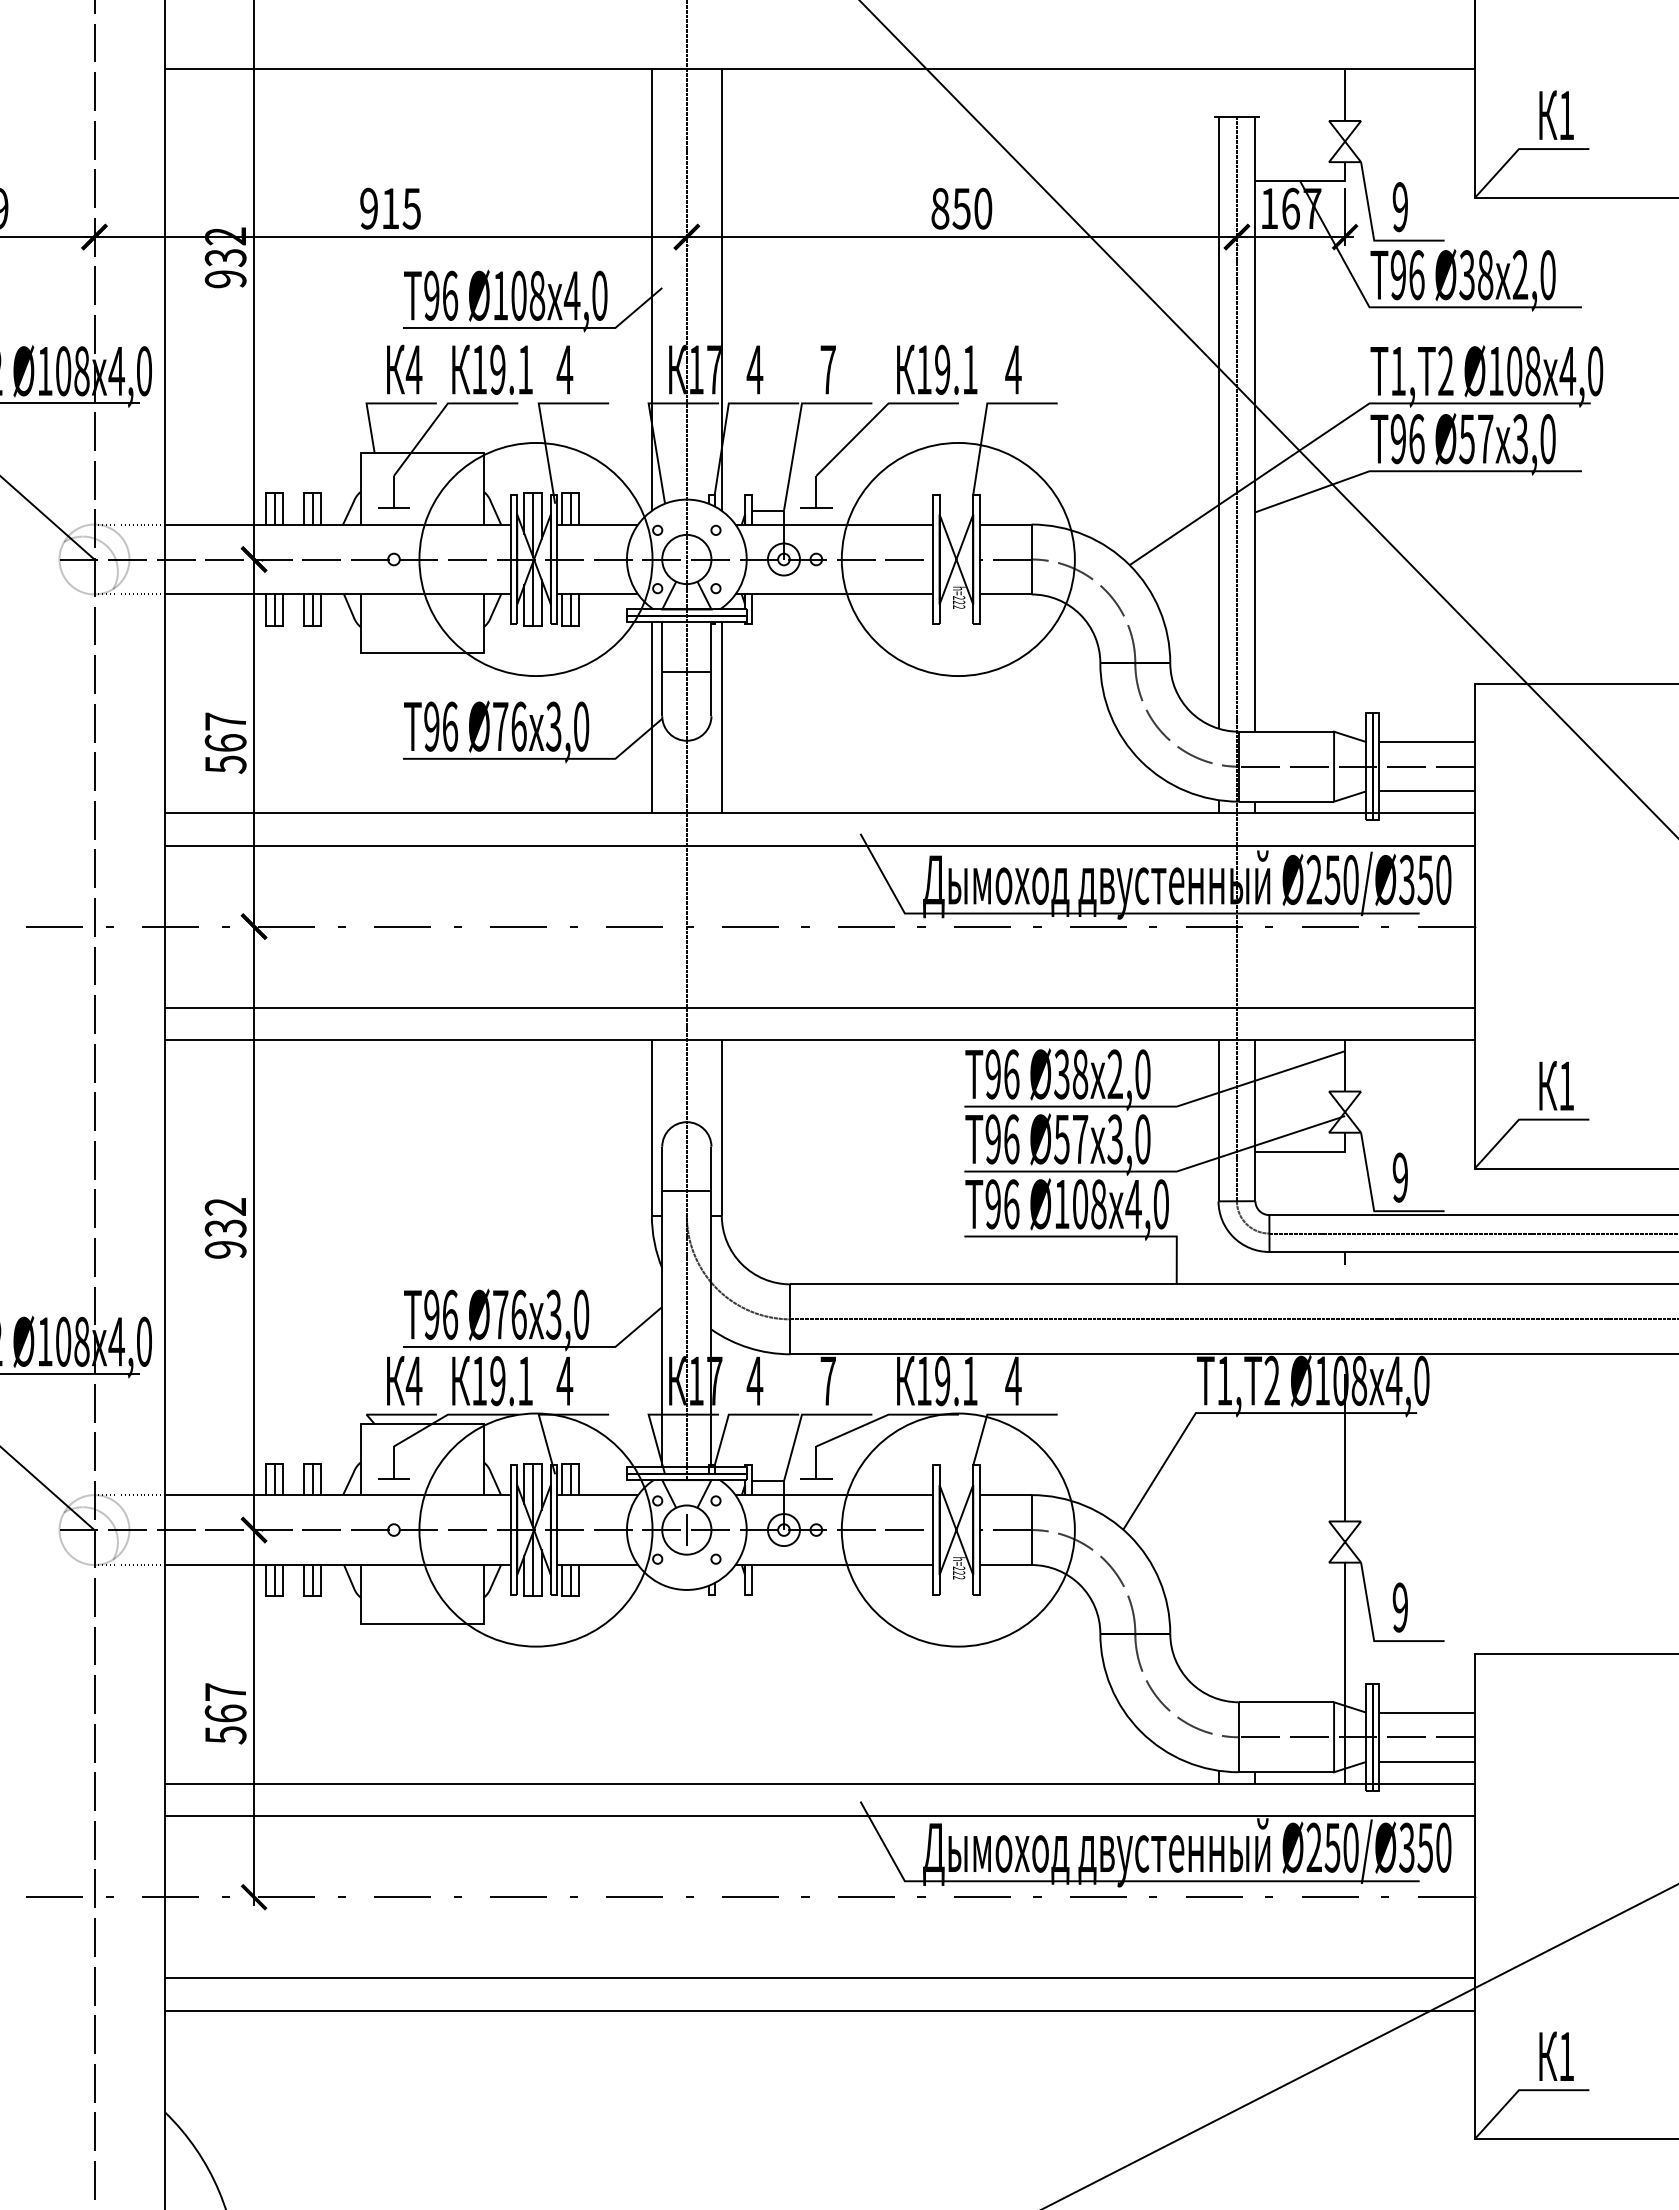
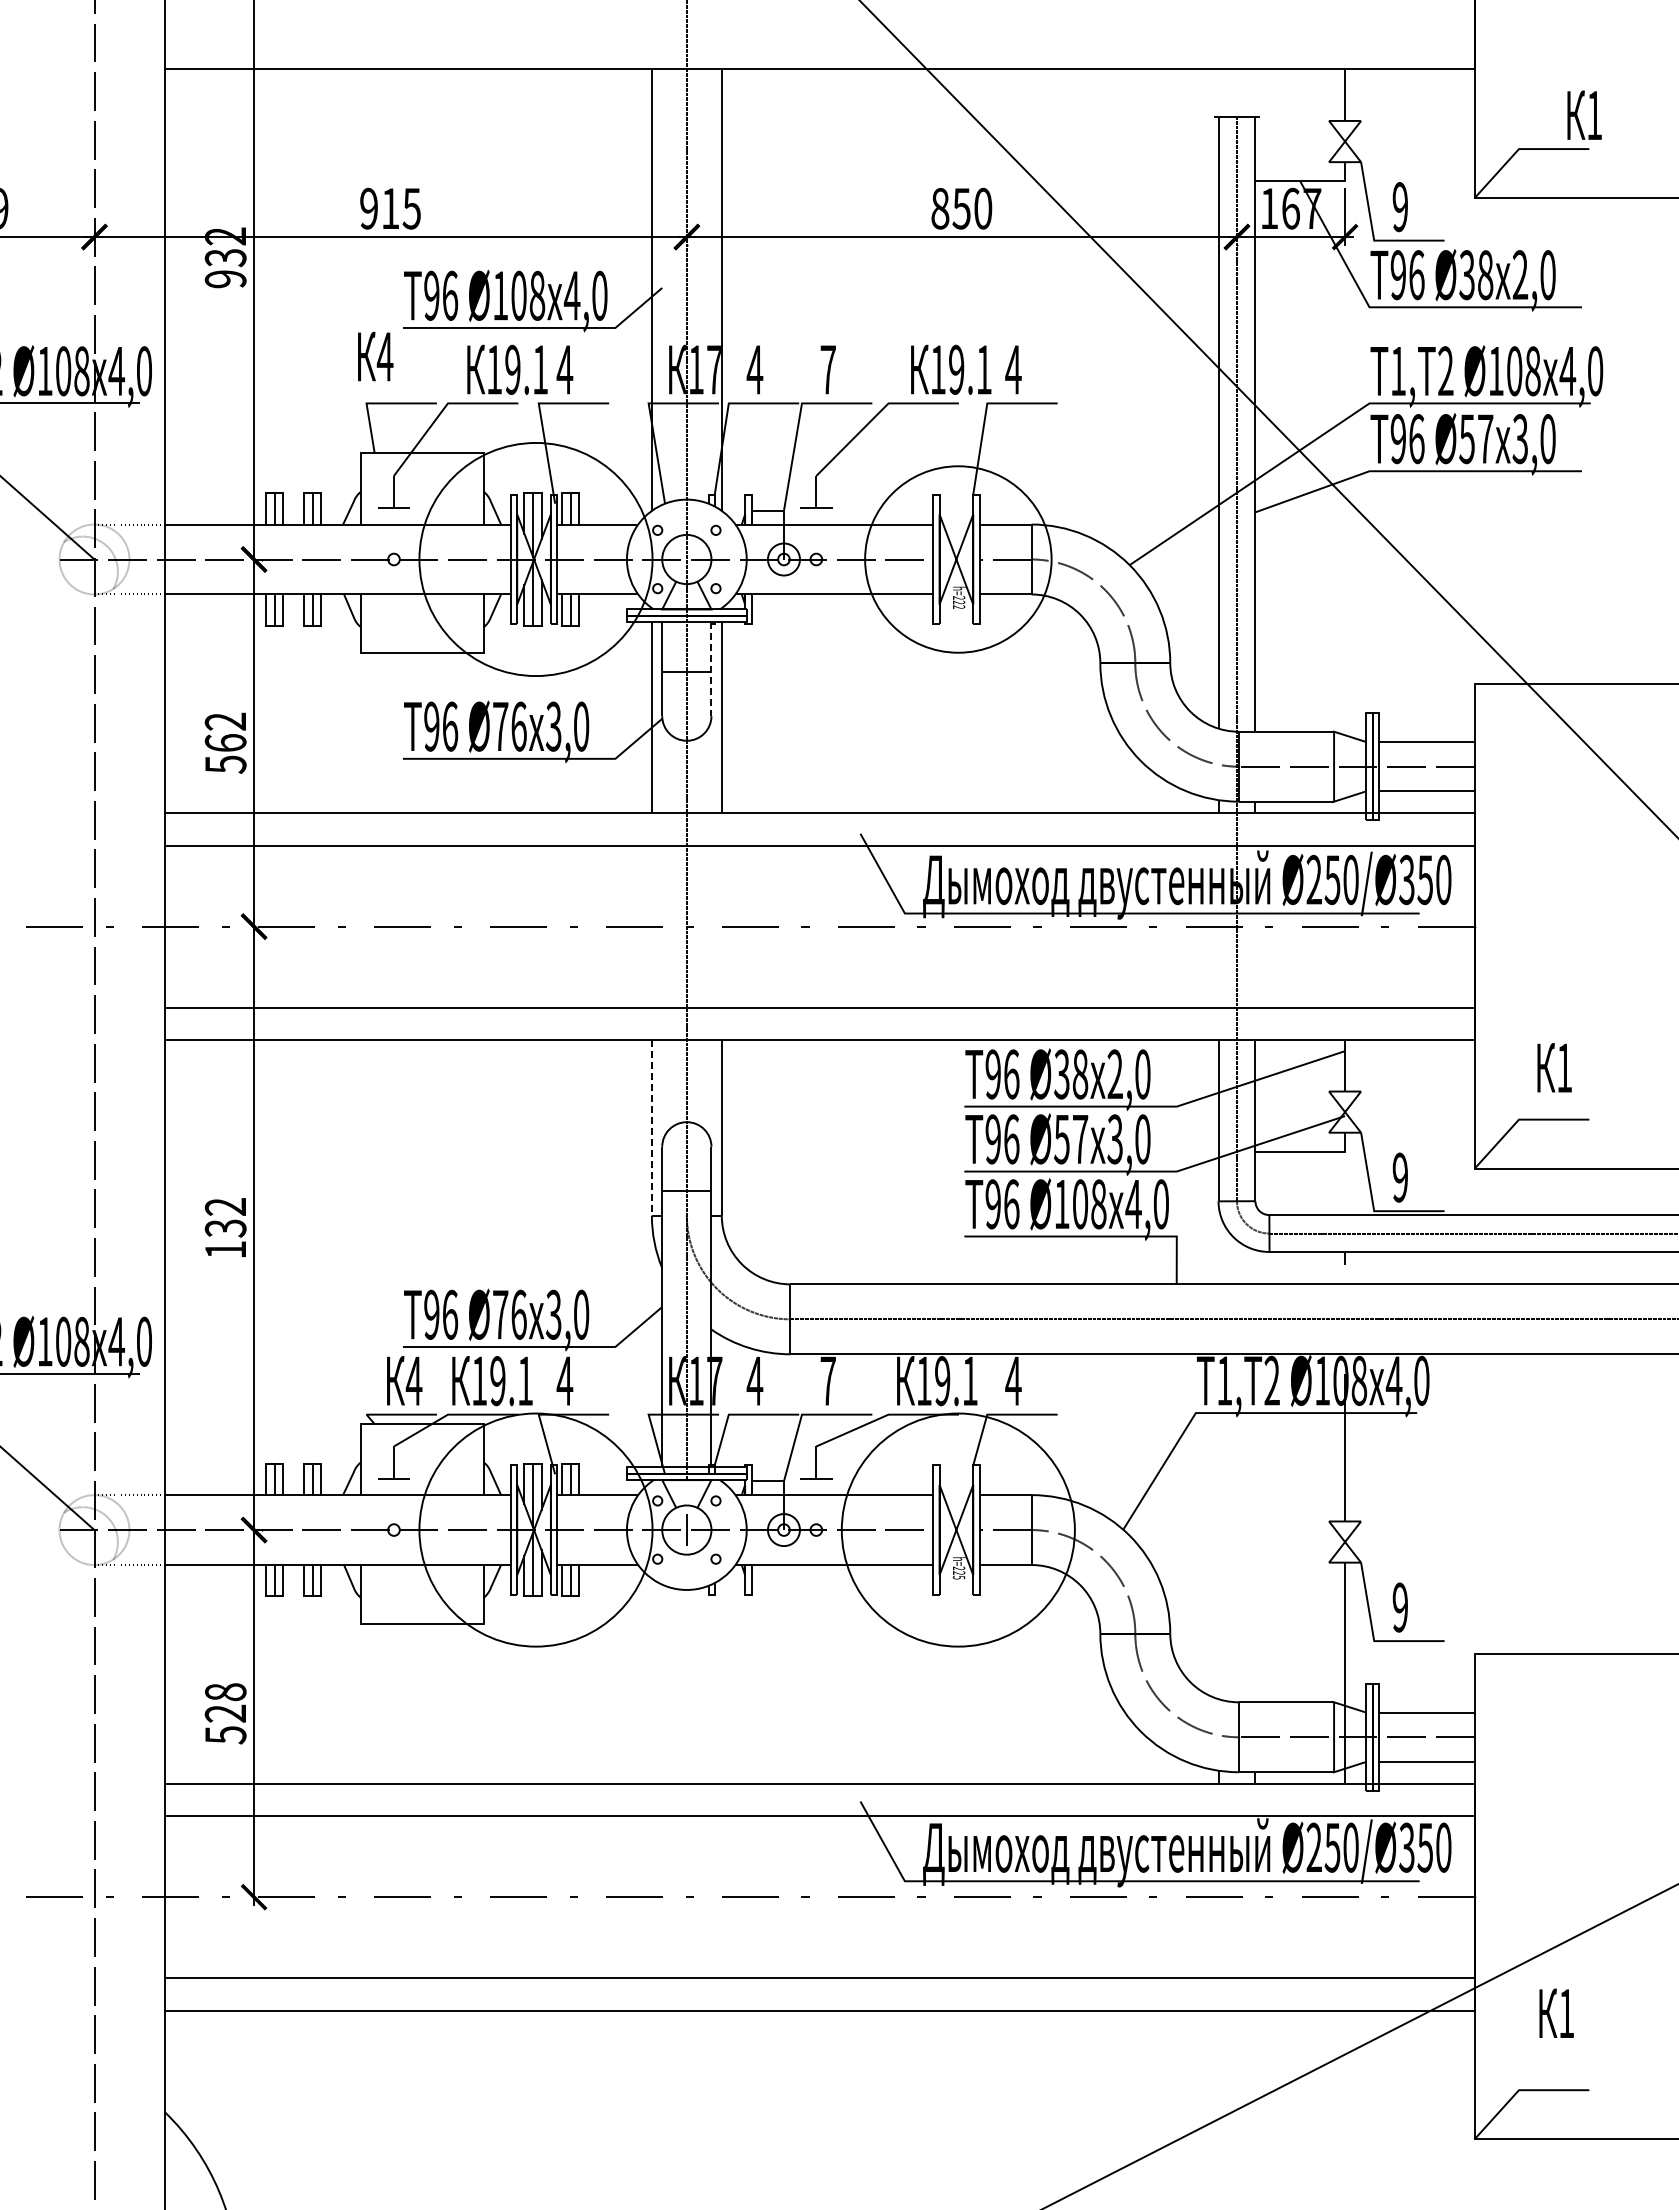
text position: (1556, 114) -> (1584, 114) (1584, 114)
text position: (404, 369) -> (375, 356) (375, 356)
text position: (492, 369) -> (507, 369) (507, 369)
text position: (937, 369) -> (951, 369) (951, 369)
circle diameter: 233 px -> 186 px (958, 559)
line: solid -> dashed (711, 669)
text: 567 -> 562 (224, 721)
text position: (1556, 1085) -> (1554, 1067) (1554, 1067)
line: solid -> dashed (651, 1127)
text: 932 -> 132 (225, 1249)
text: h=222 -> h=225 (958, 1577)
text: 567 -> 528 (225, 1702)
text position: (1556, 2055) -> (1556, 2012) (1556, 2012)
